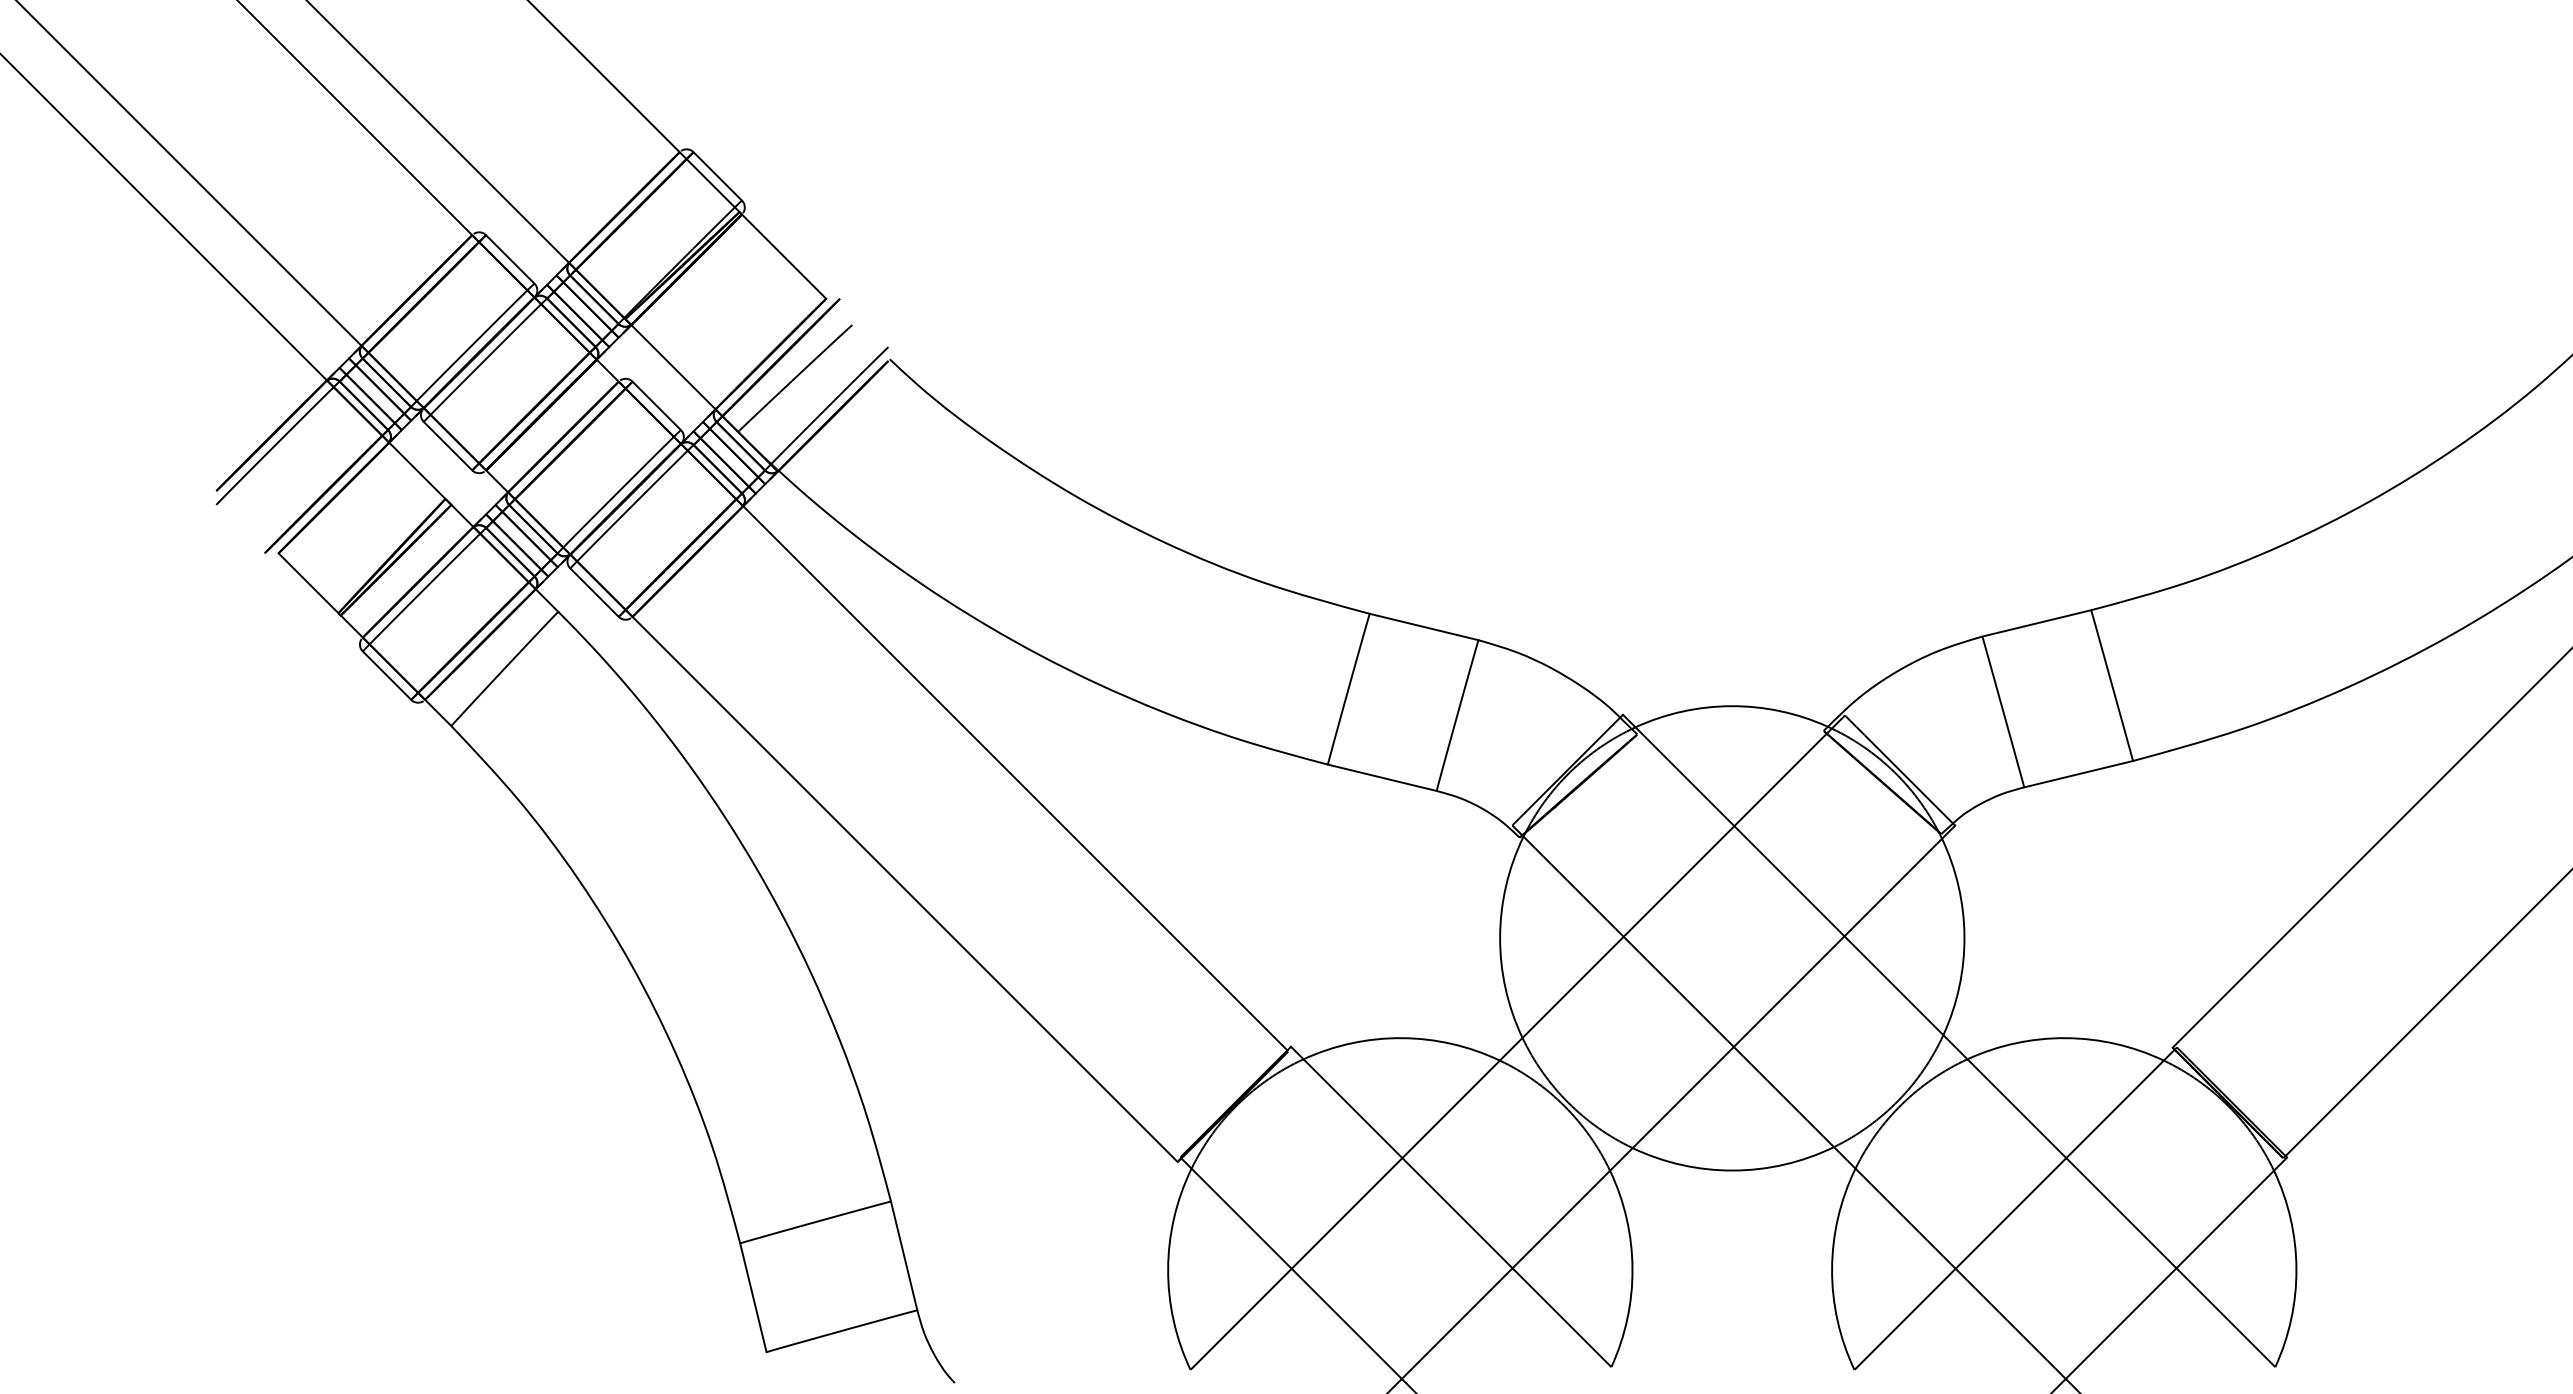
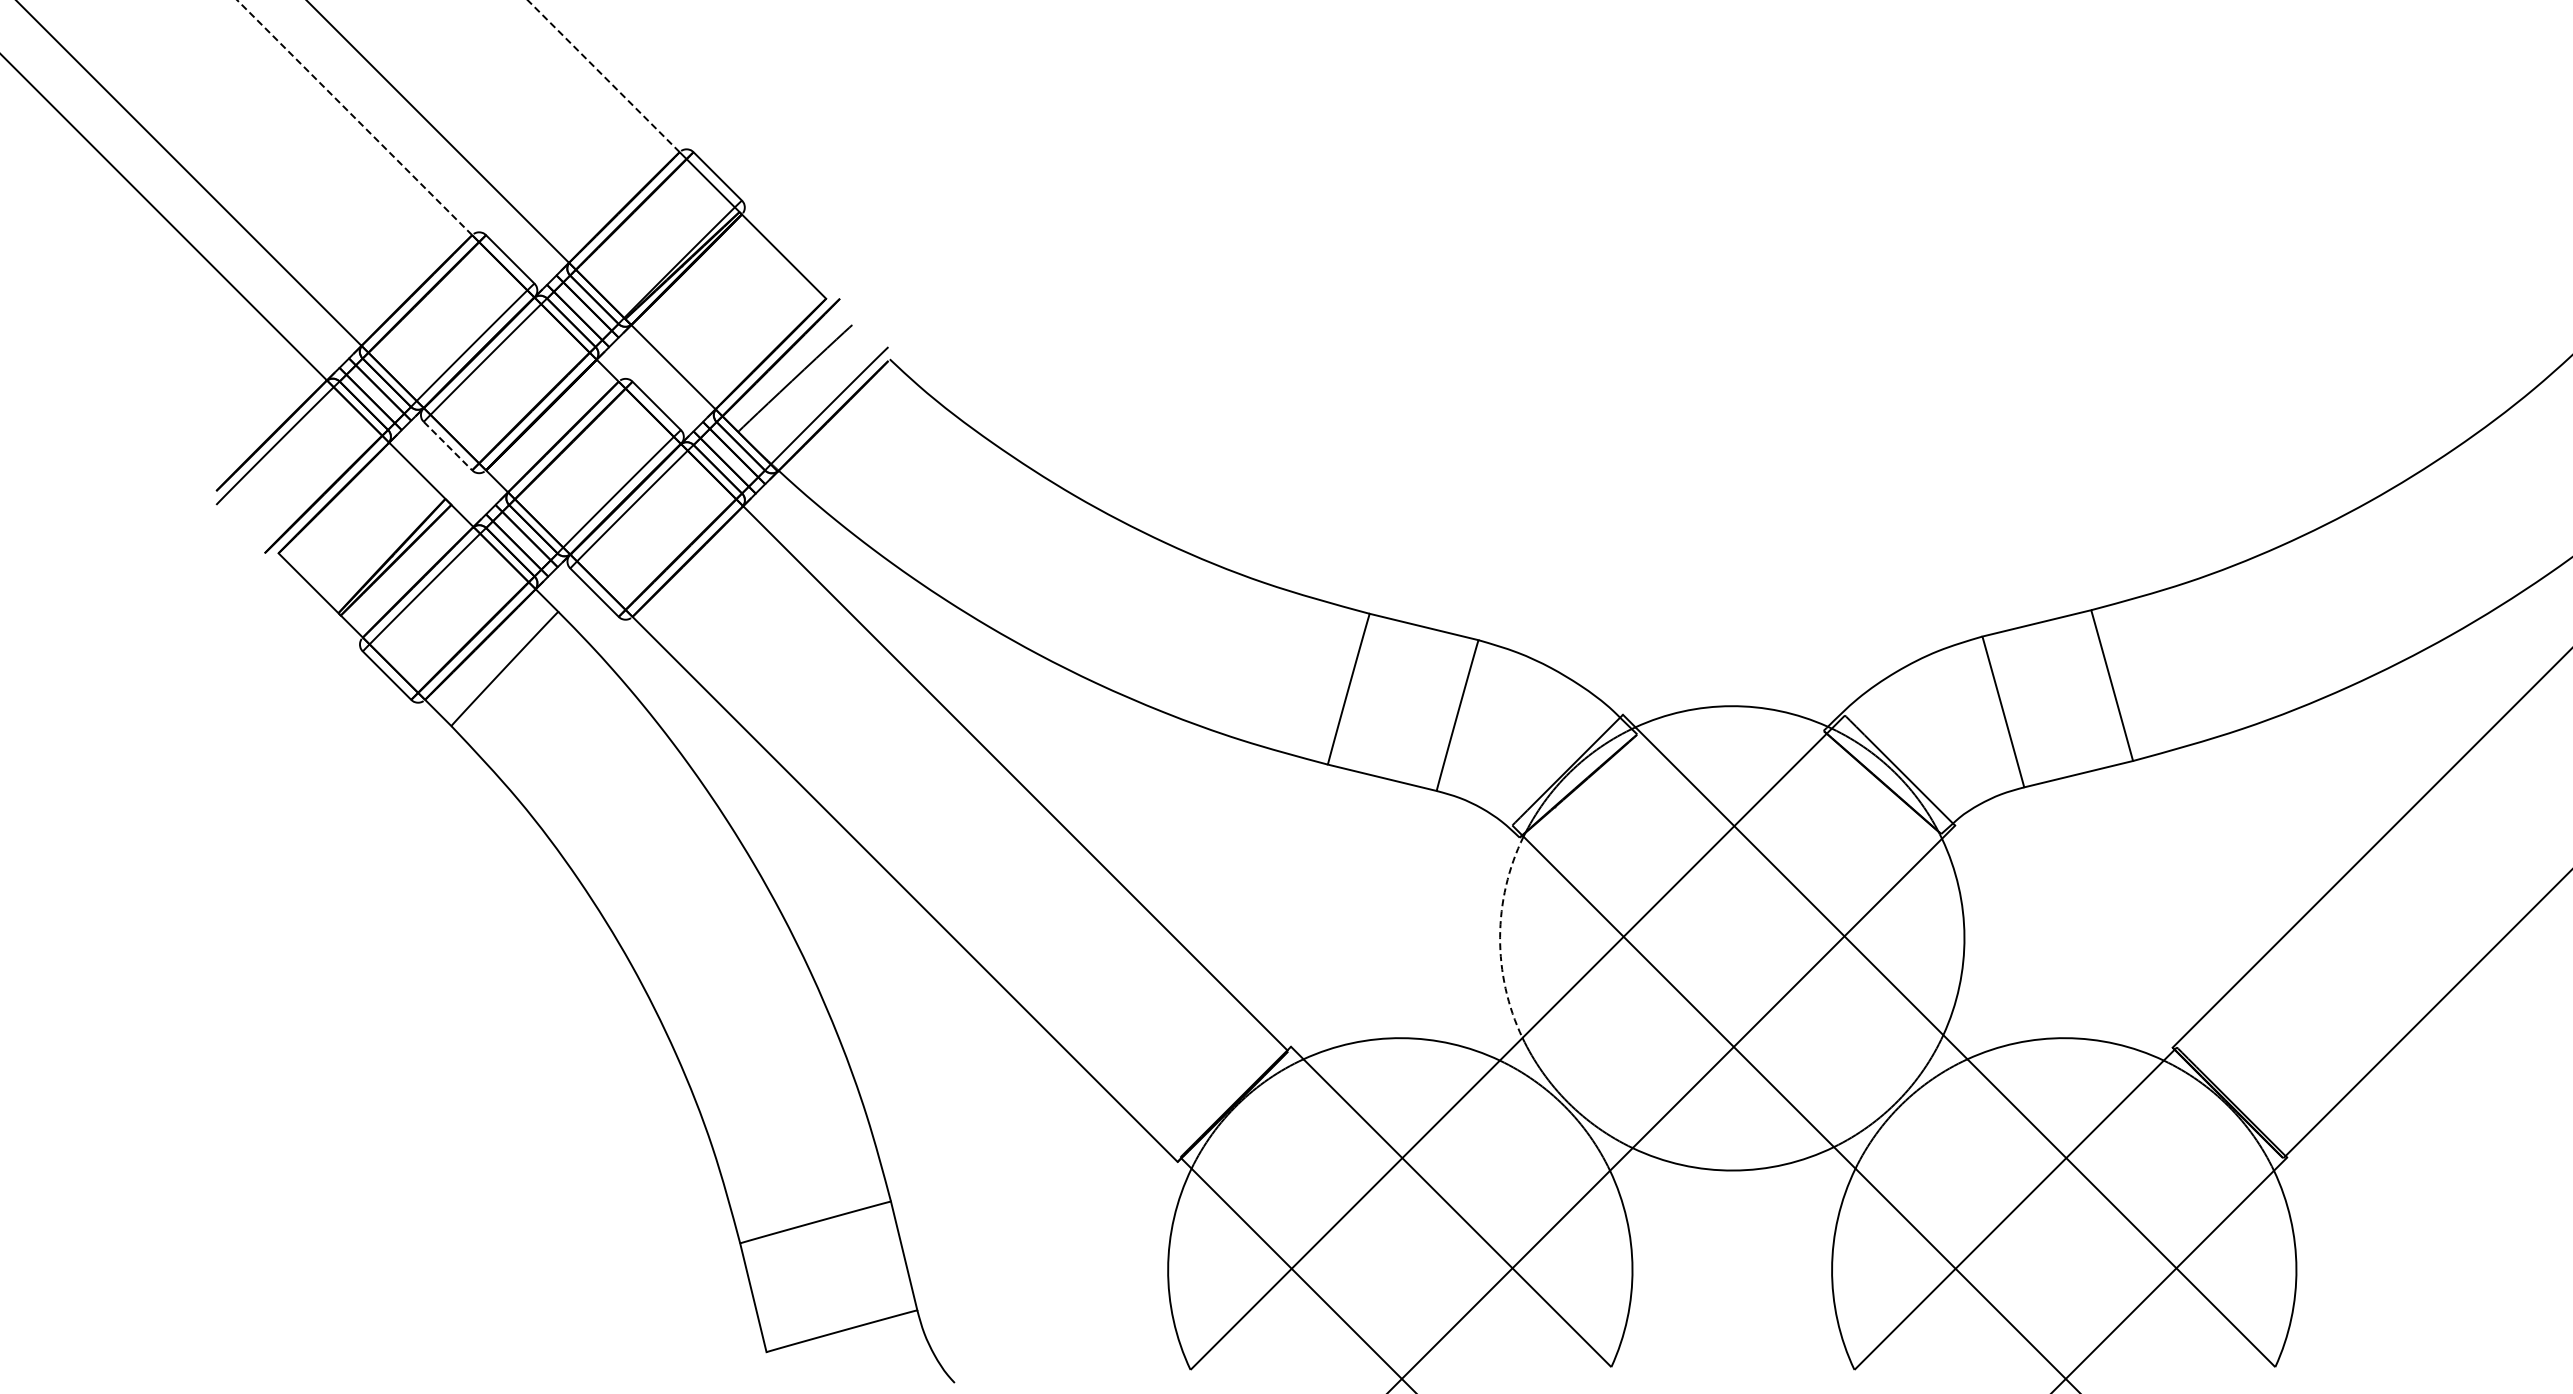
line: solid -> dashed (603, 75)
line: solid -> dashed (354, 117)
line: solid -> dashed (448, 446)
arc: solid -> dashed (1500, 937)
